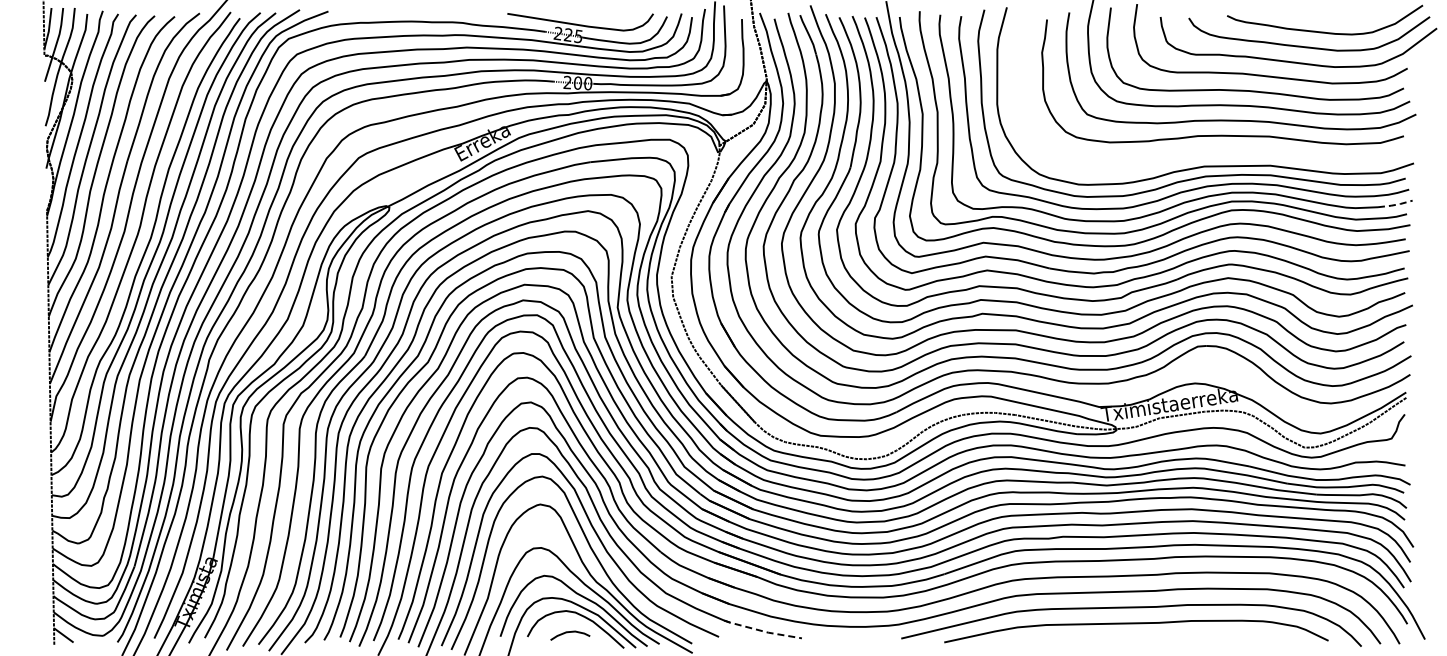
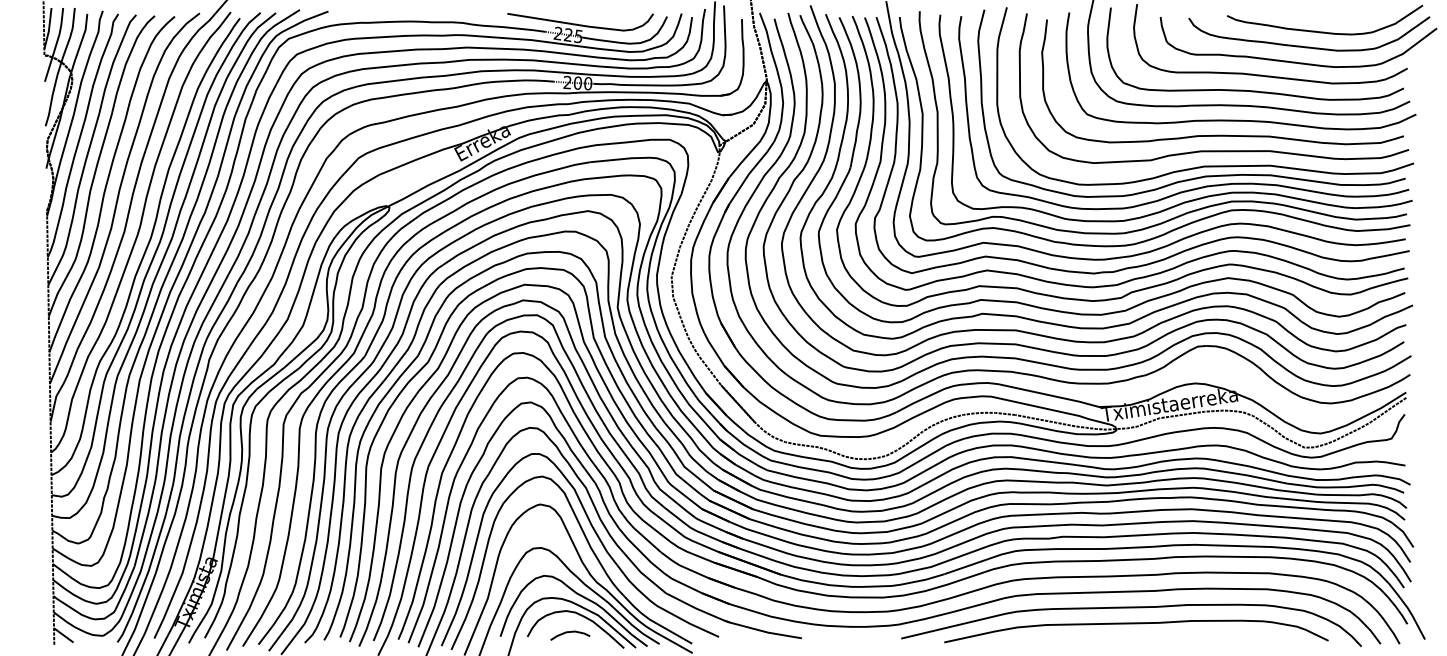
curve: none -> present (1213, 150)
line: dashed -> solid (1395, 204)
line: dashed -> solid (762, 631)
